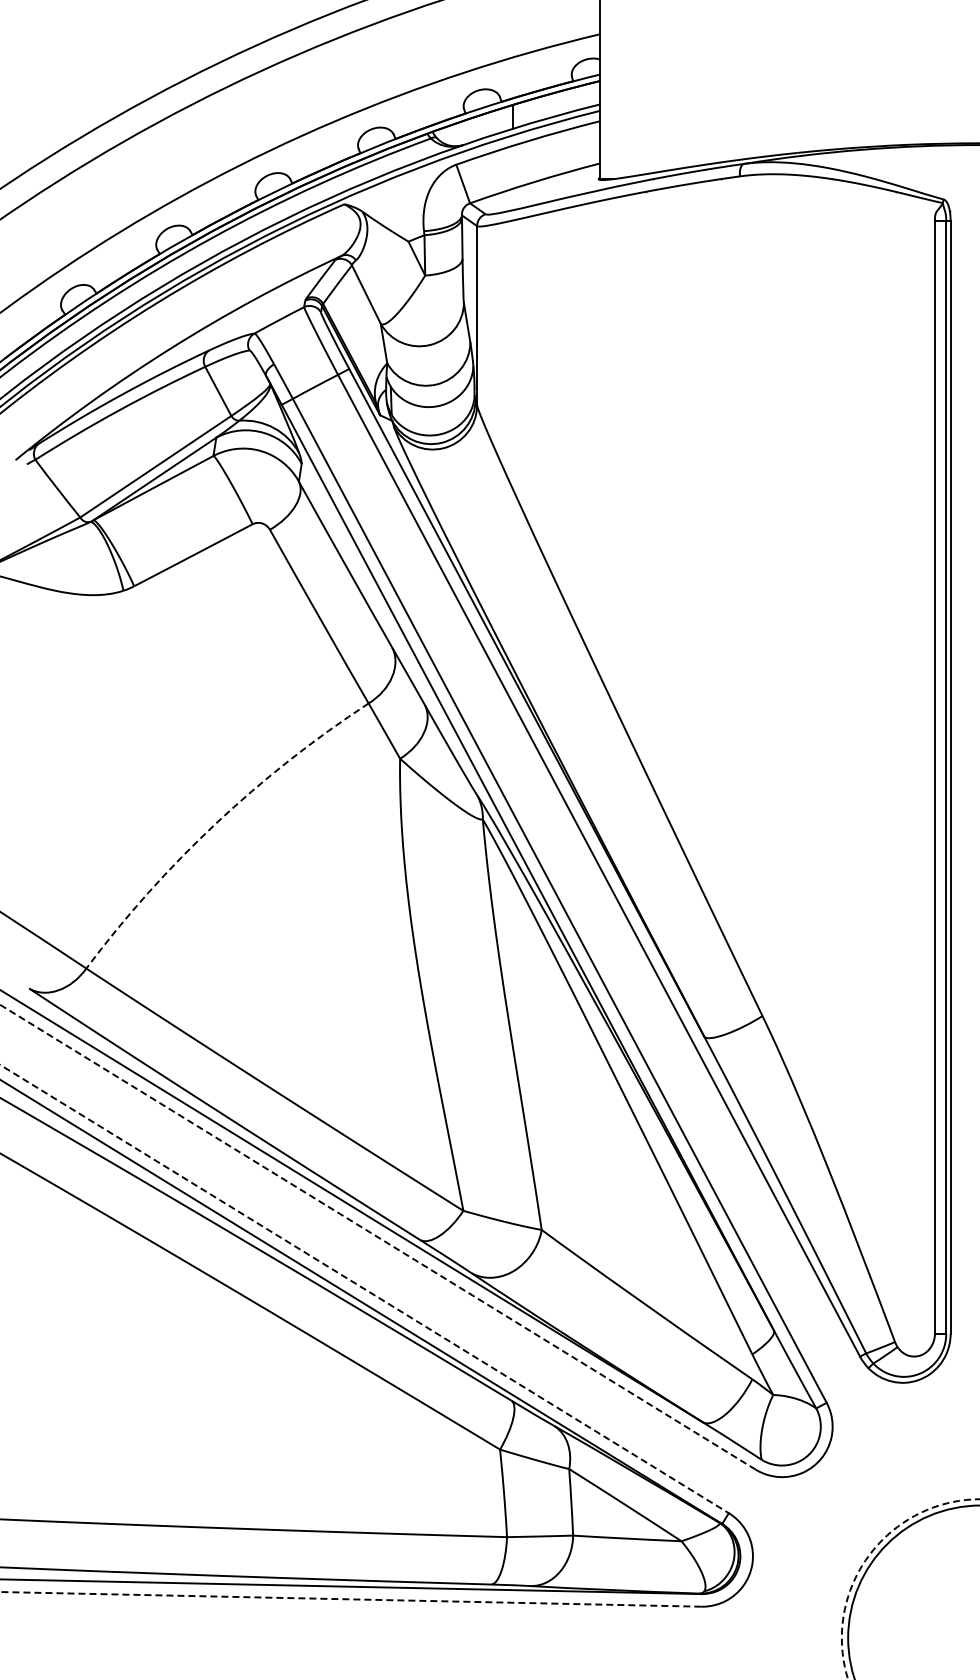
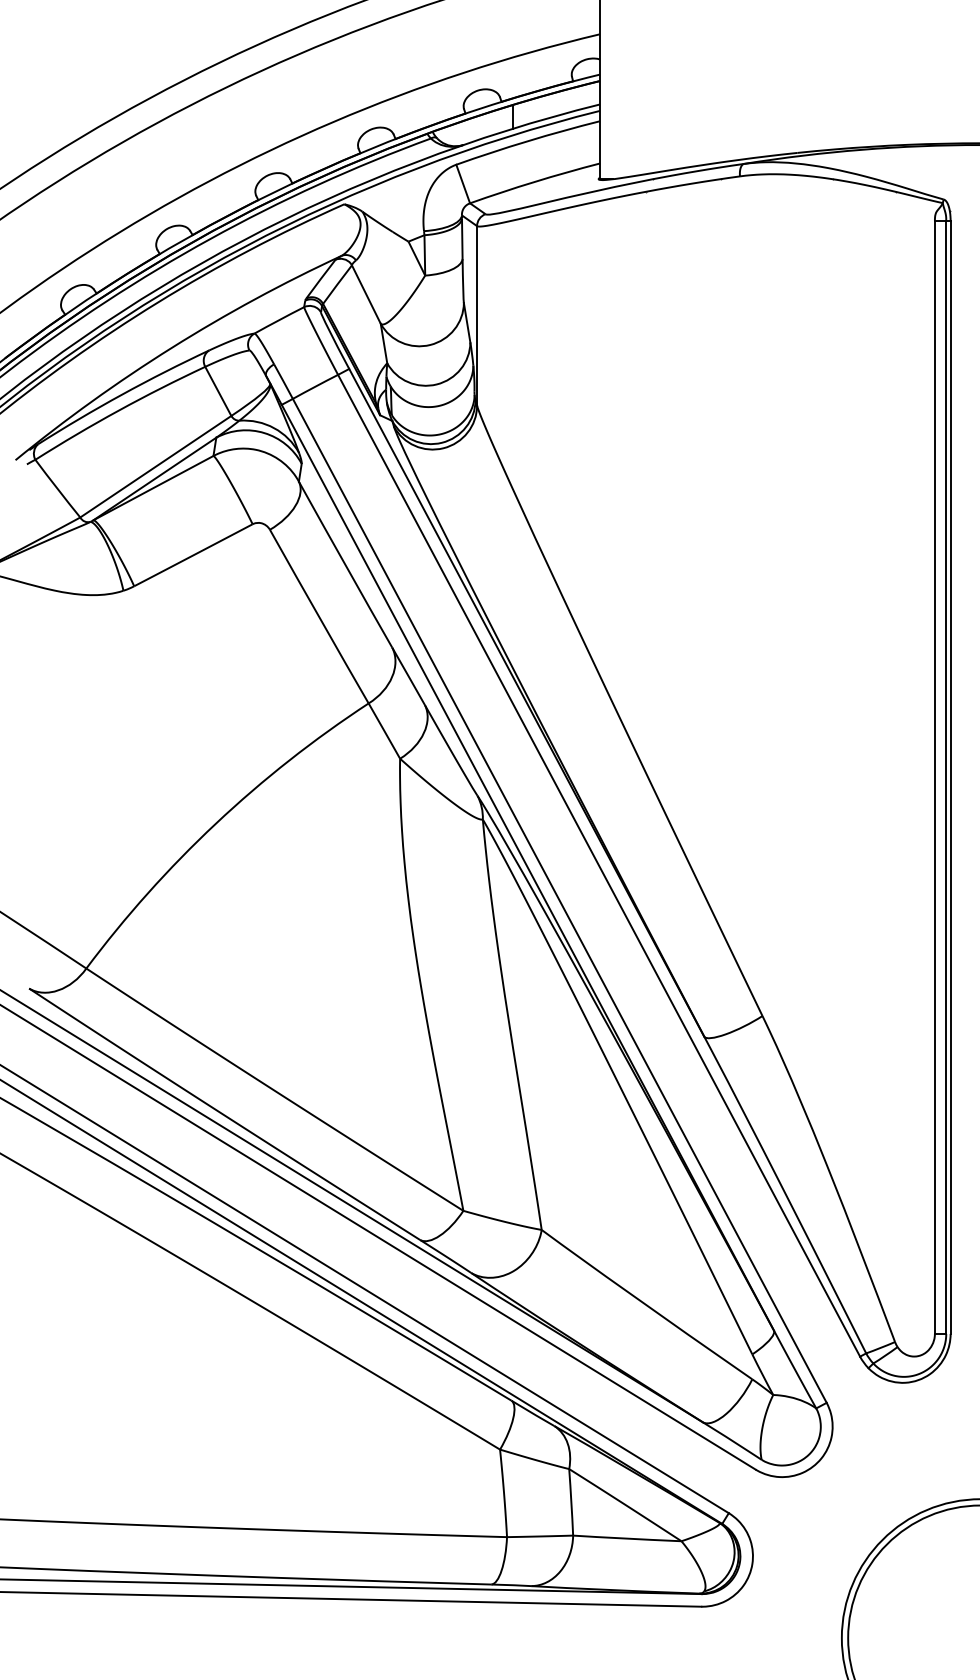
arc: dashed -> solid (215, 823)
line: dashed -> solid (377, 1237)
line: dashed -> solid (364, 1289)
circle: dashed -> solid (910, 1589)
line: dashed -> solid (350, 1599)
